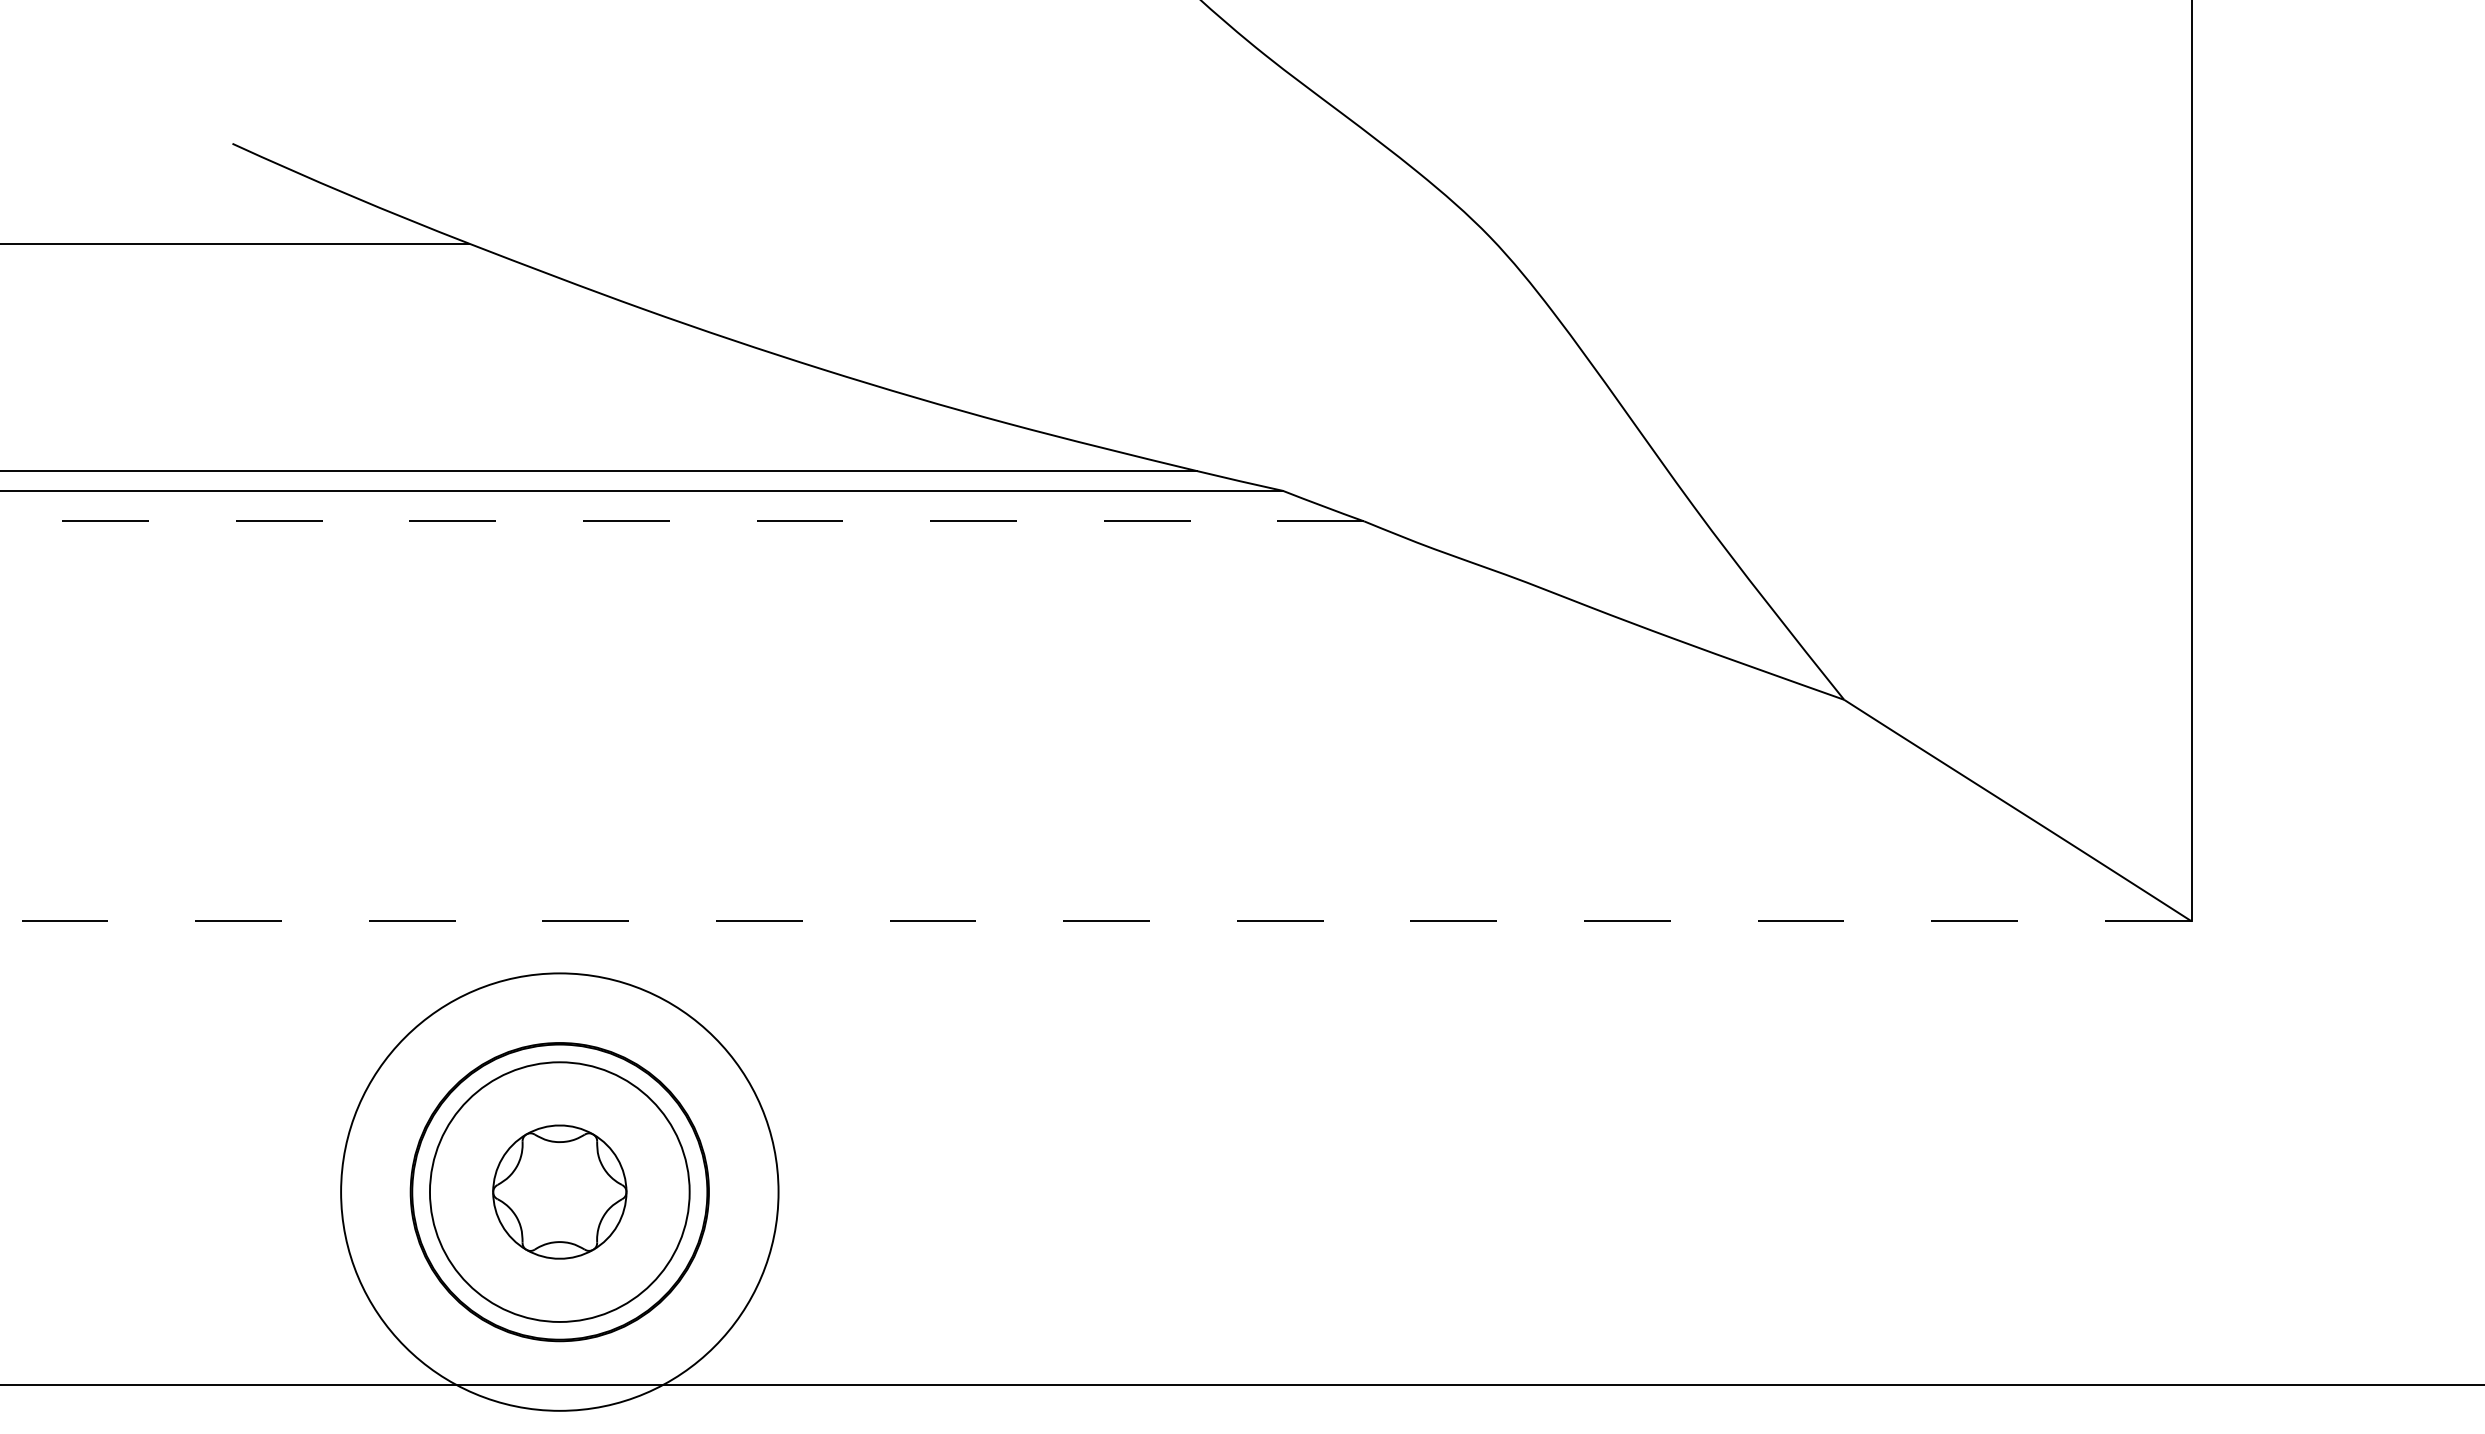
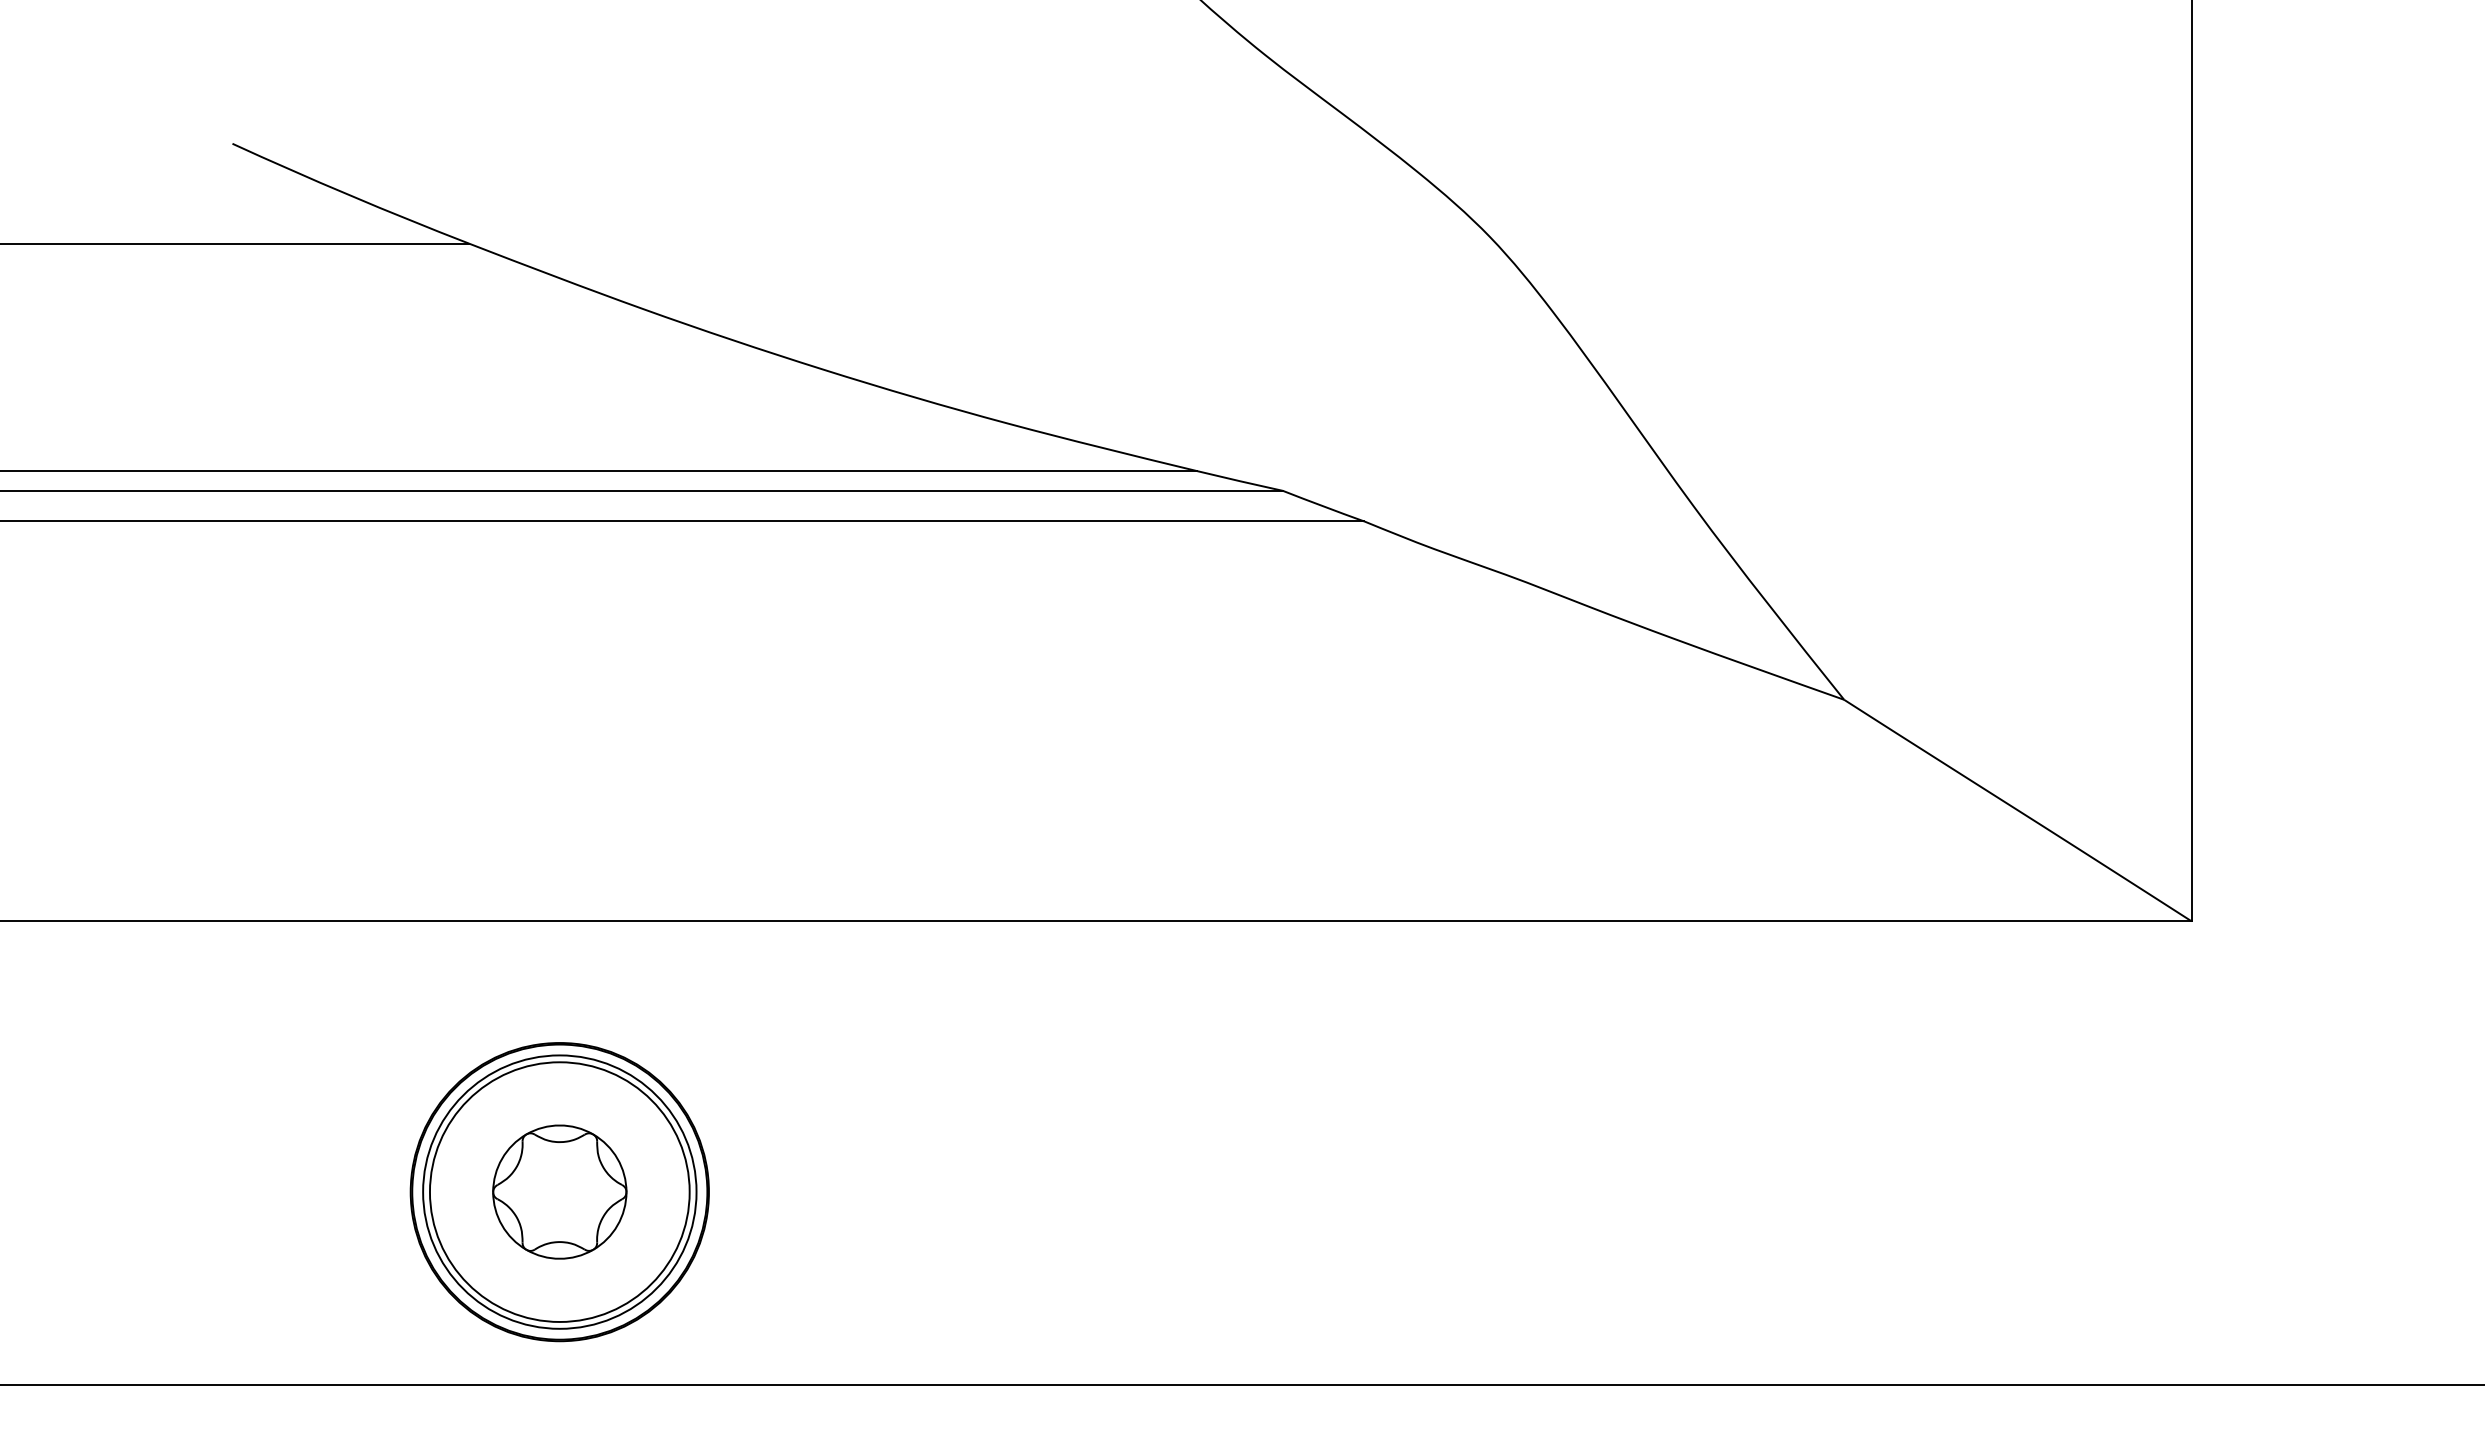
line: dashed -> solid (682, 521)
line: dashed -> solid (1095, 921)
circle diameter: 437 px -> 273 px (559, 1191)
